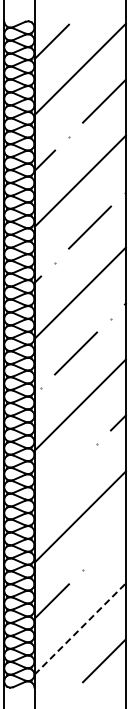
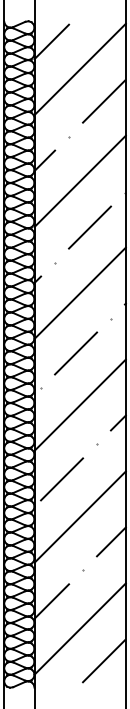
line: none -> present (62, 479)
line: none -> present (111, 541)
line: dashed -> solid (80, 629)
